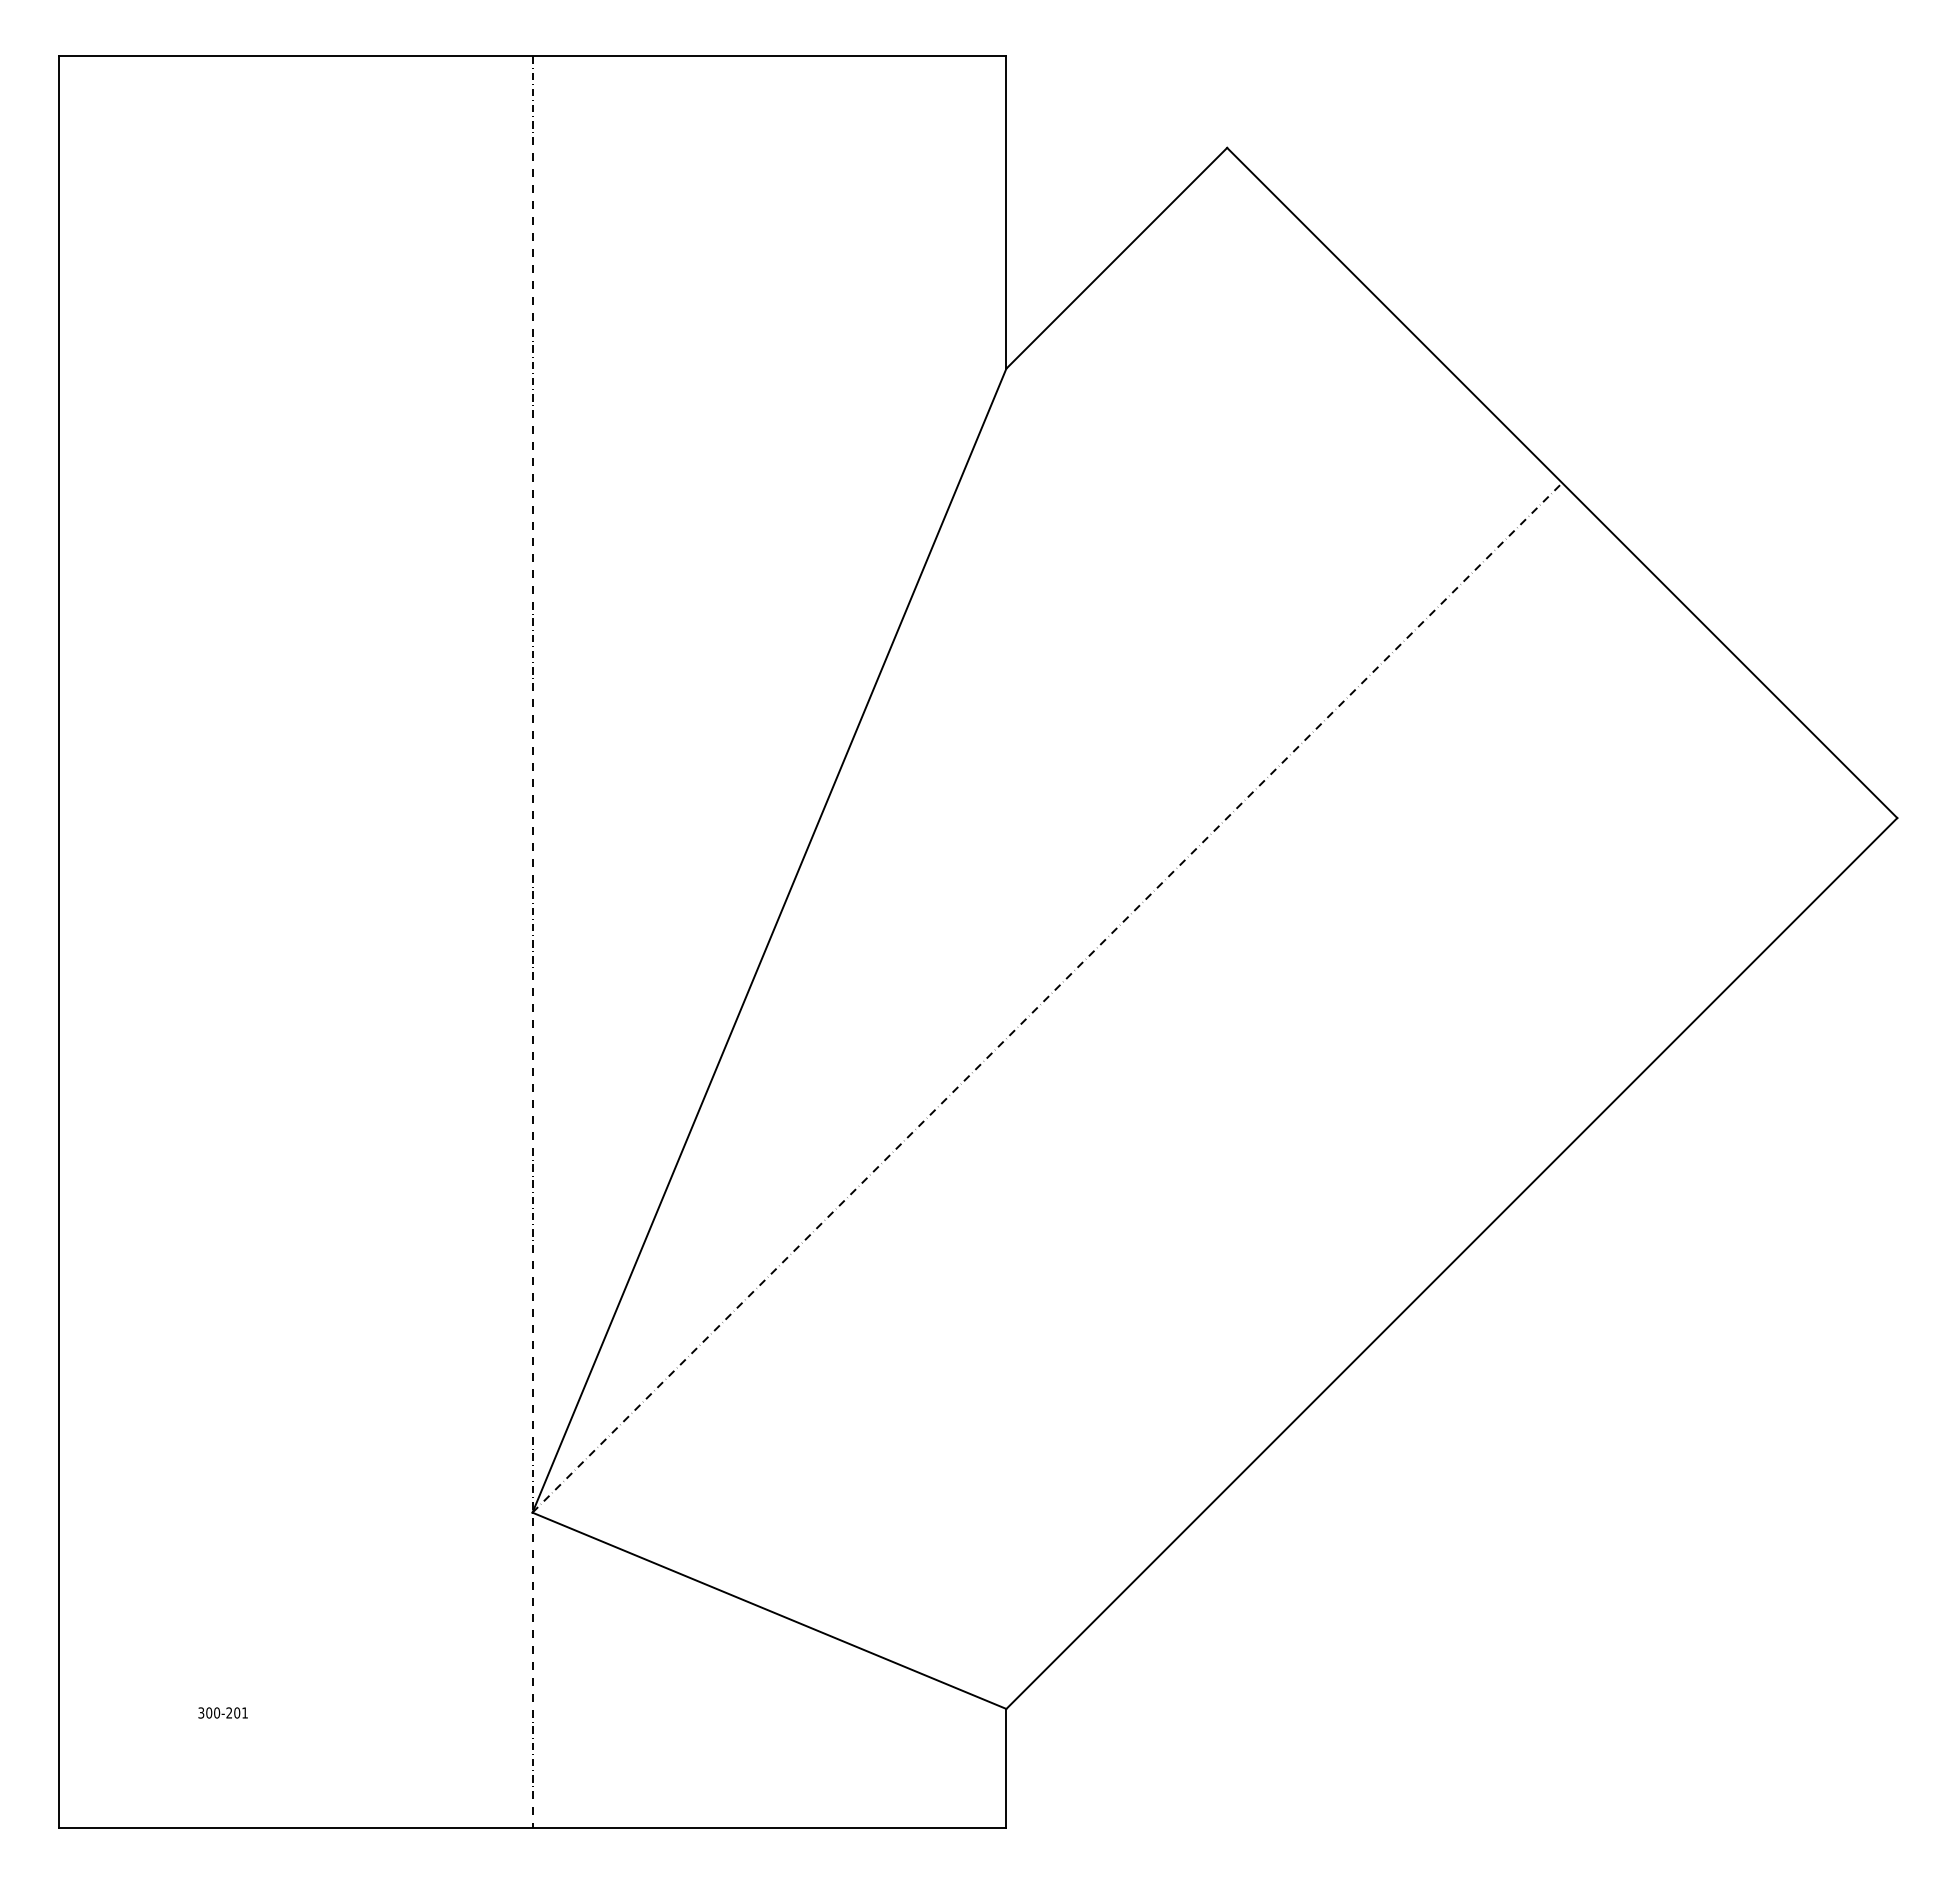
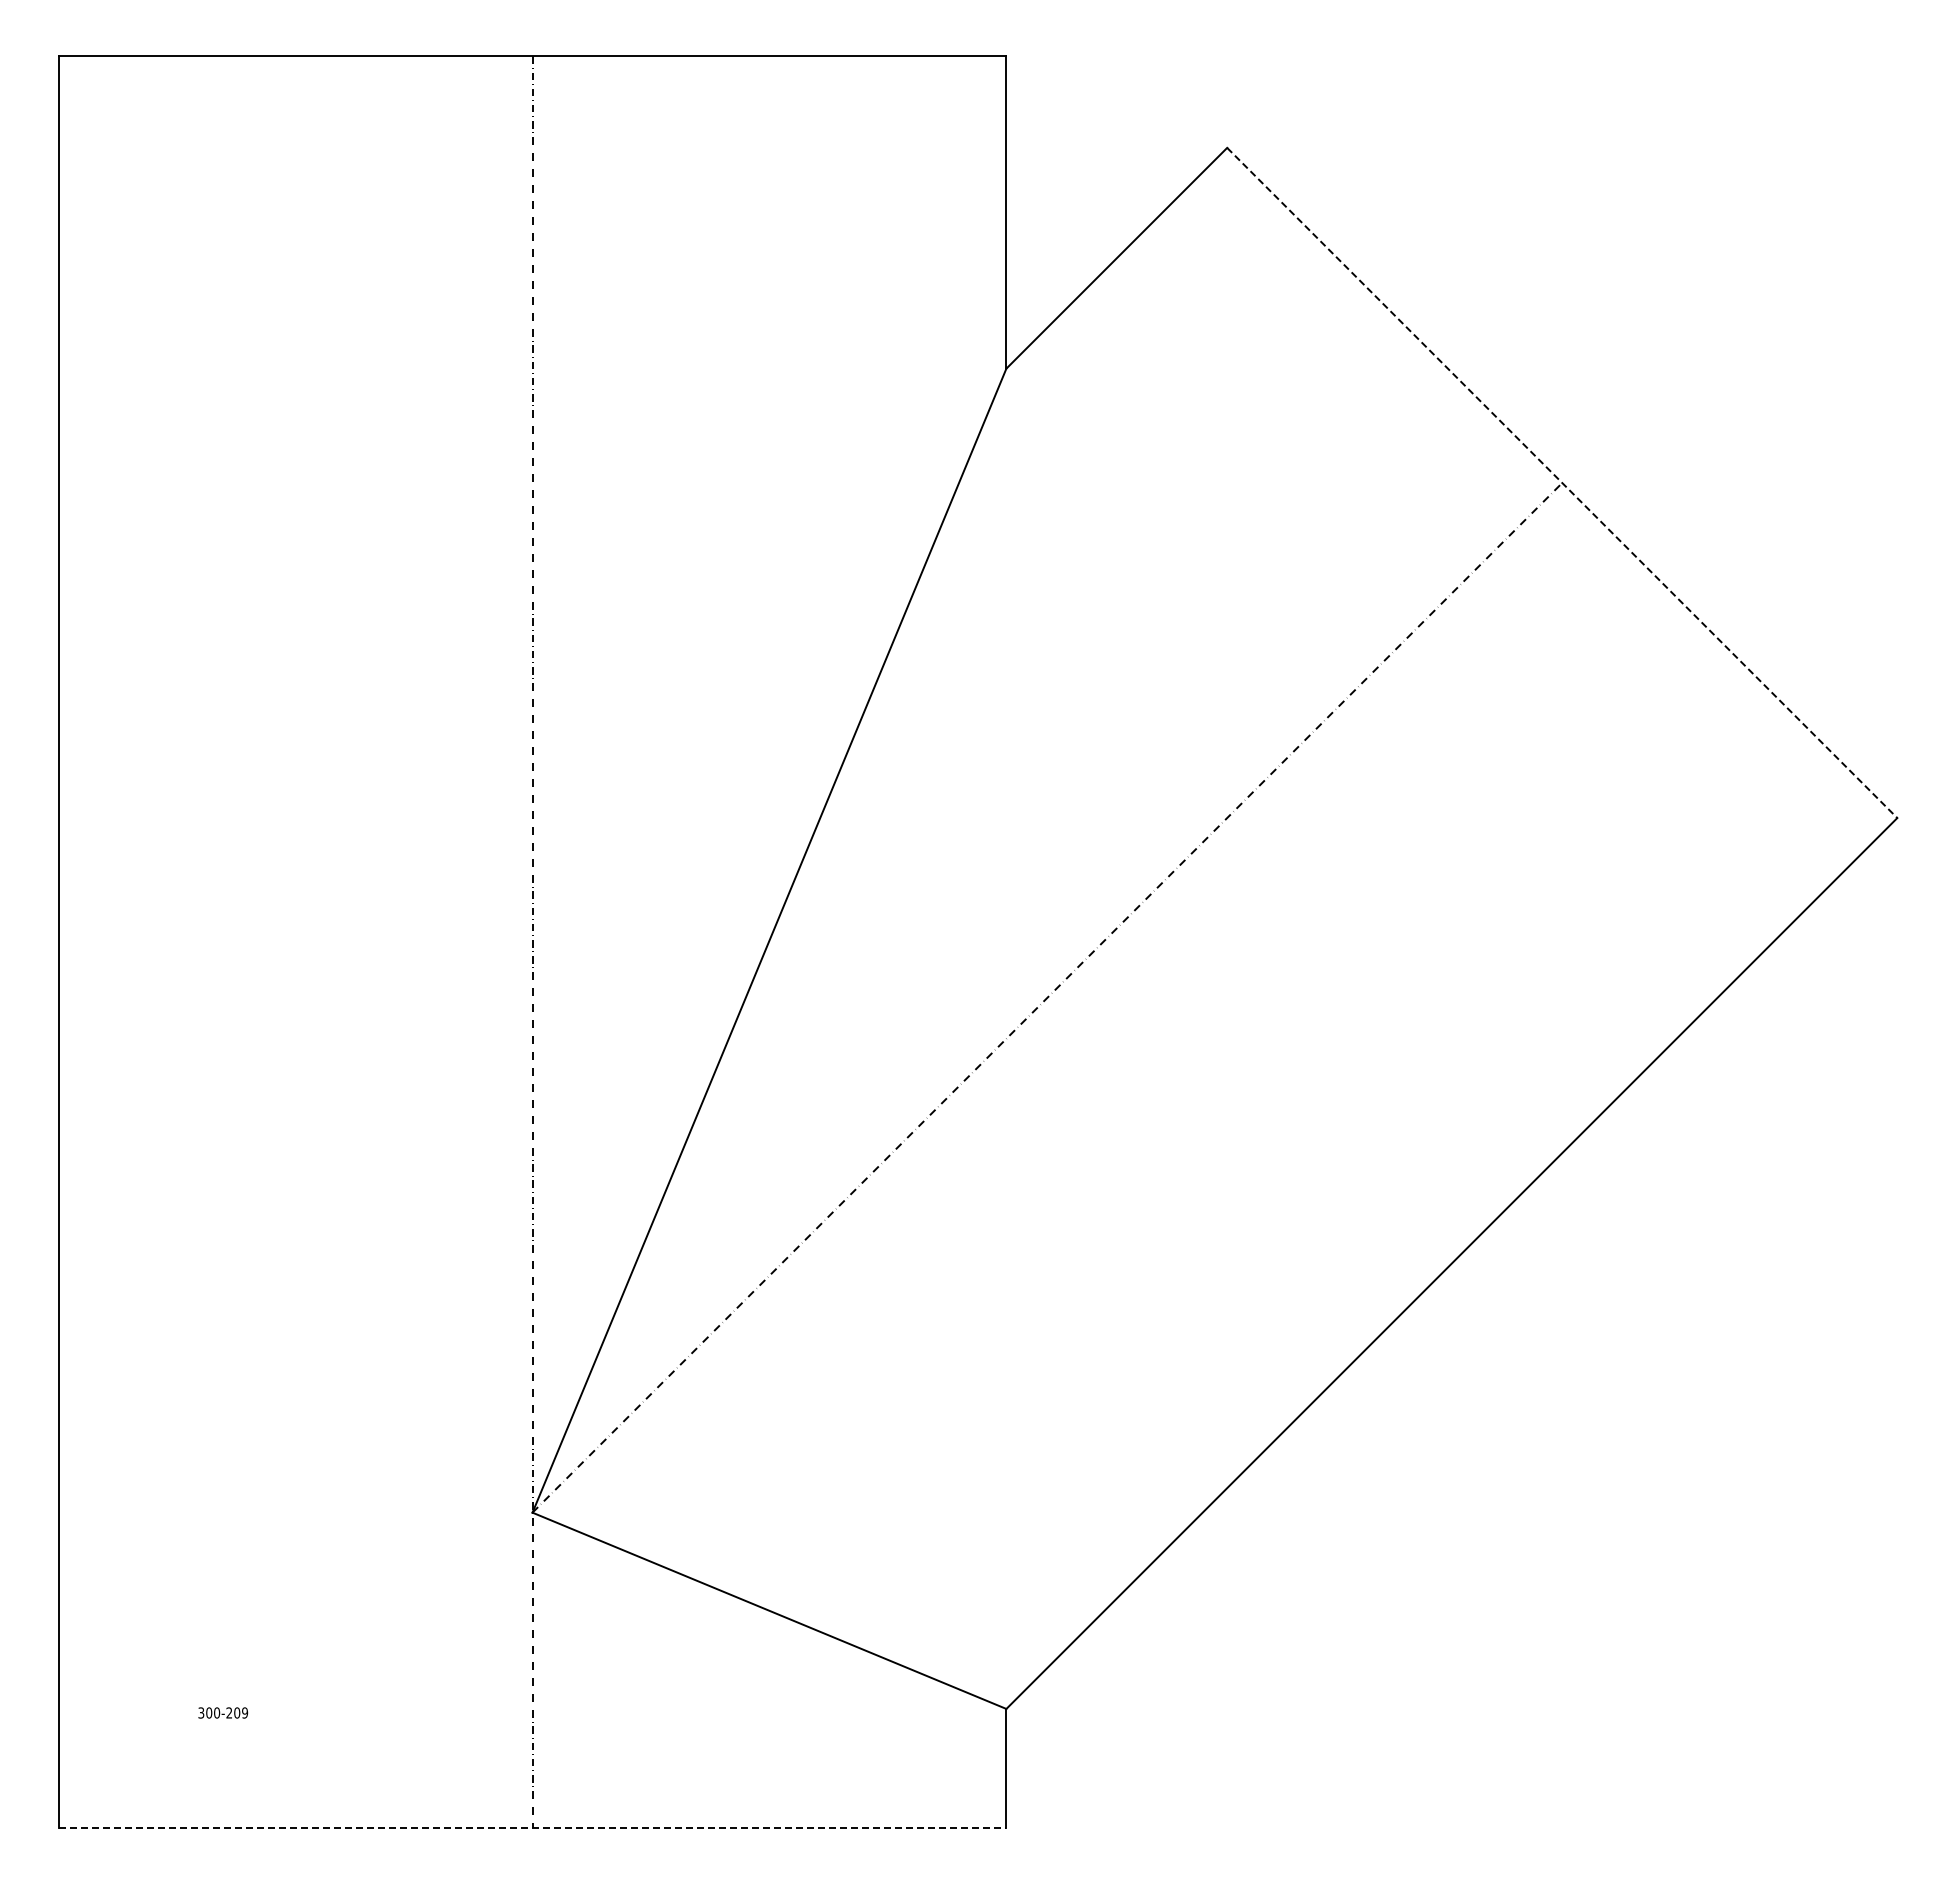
line: solid -> dashed (1562, 482)
text: 300-201 -> 300-209 (245, 1712)
line: solid -> dashed (532, 1827)
